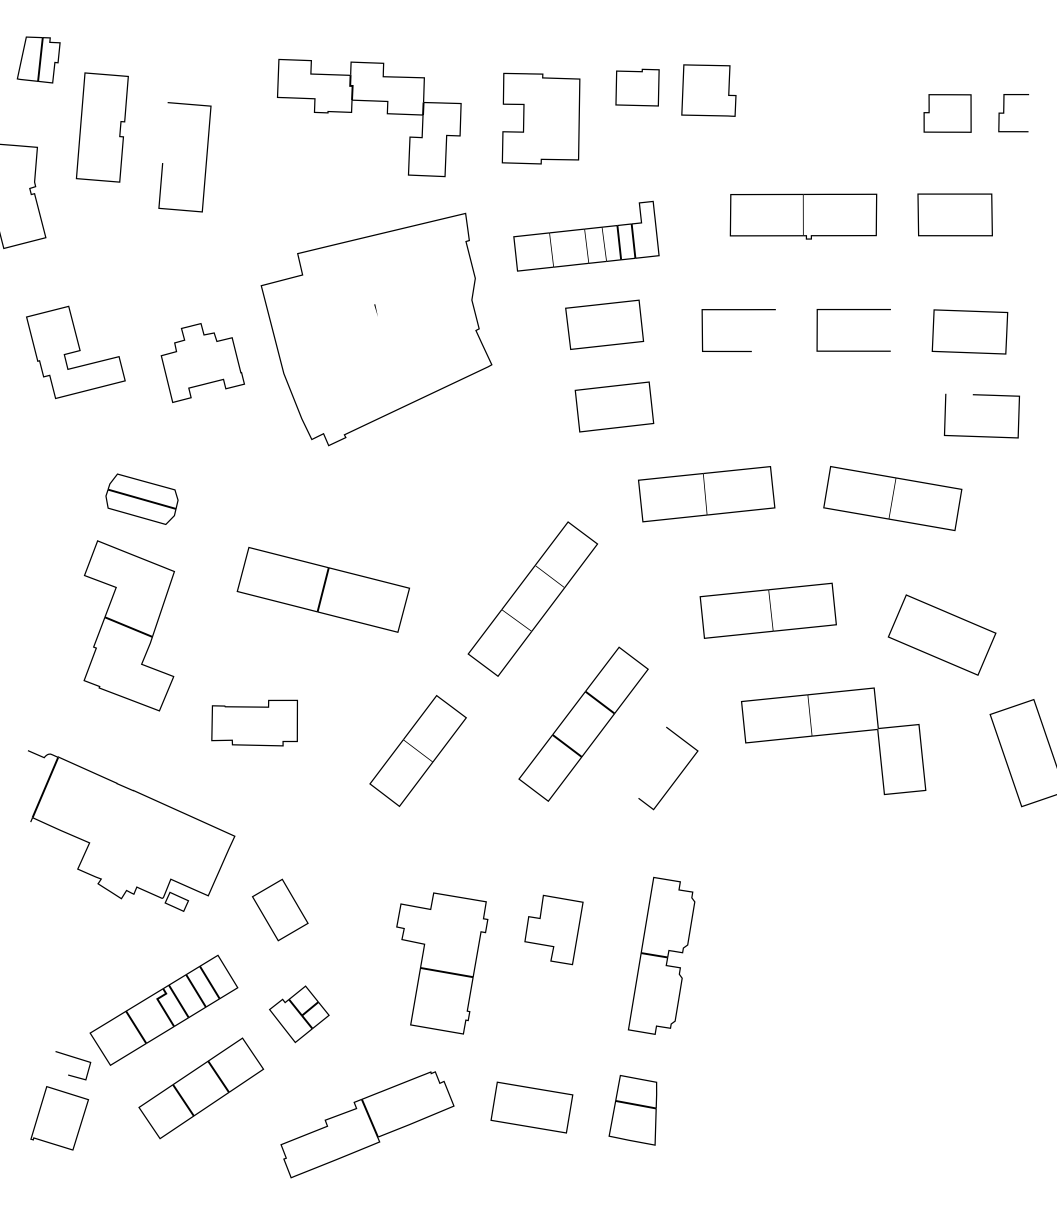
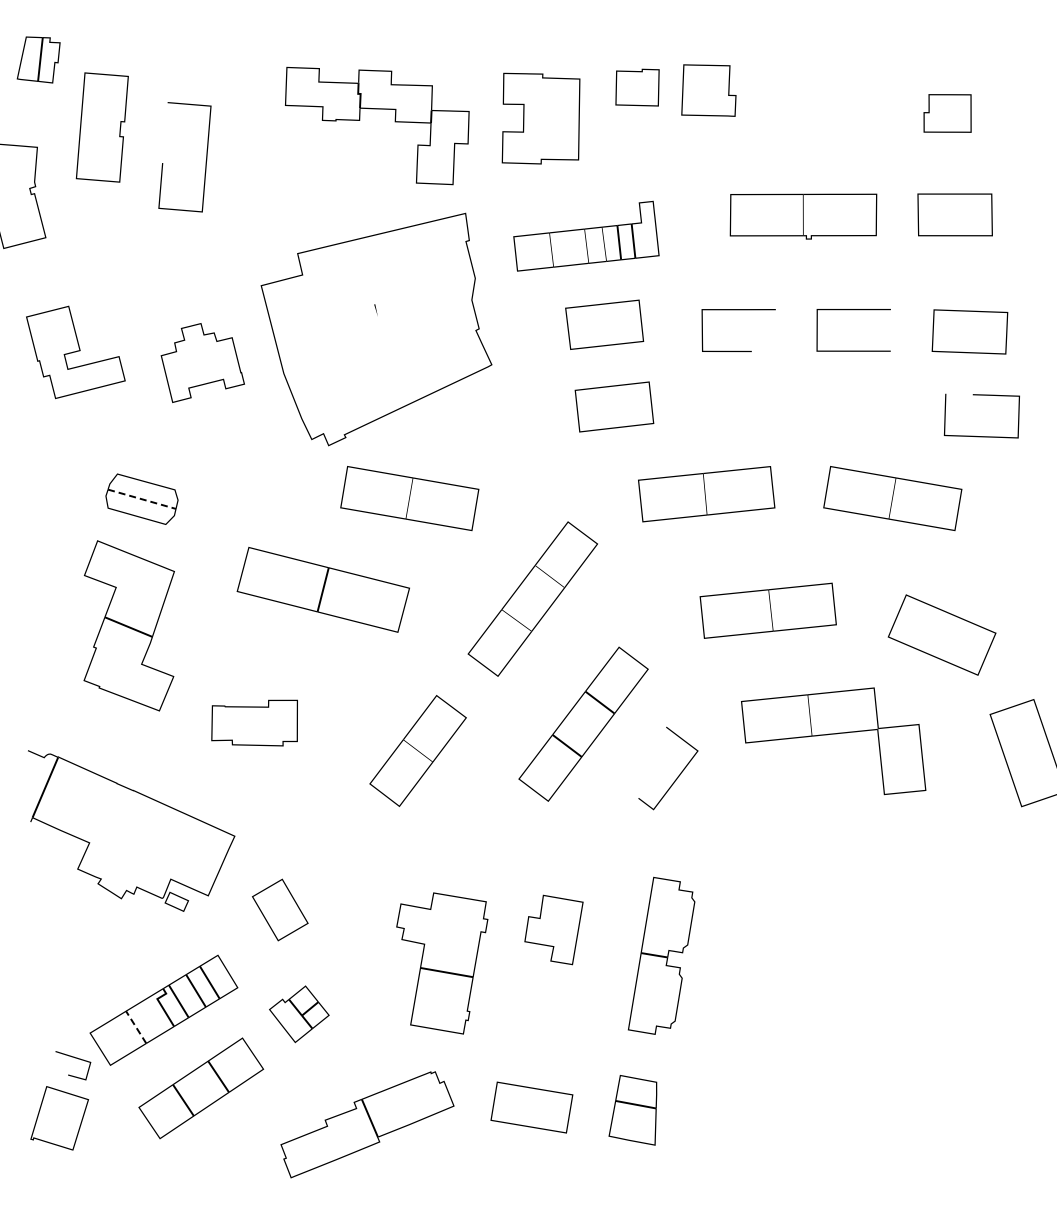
part position: (369, 101) -> (377, 109) (377, 109)
curve: present -> none (1004, 113)
part: none -> present (409, 498)
line: solid -> dashed (142, 499)
line: solid -> dashed (135, 1026)
